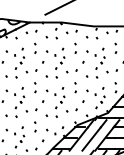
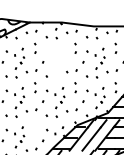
line: present -> none (57, 8)
part: present -> none (55, 62)
part: present -> none (35, 126)
